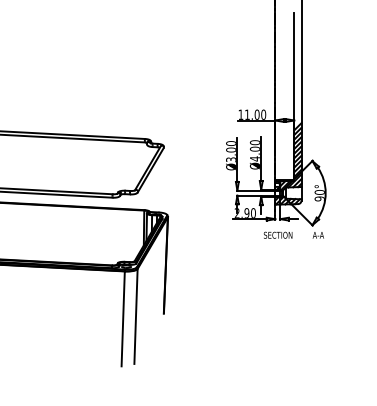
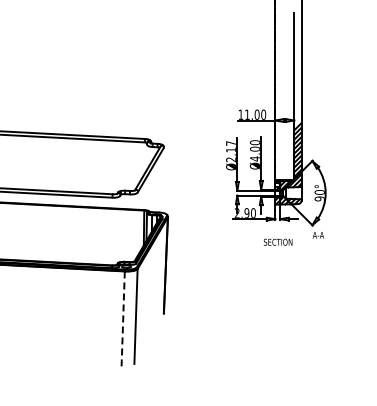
text: Ø3.00 -> Ø2.17 (230, 151)
text position: (277, 234) -> (277, 241) (277, 241)
line: solid -> dashed (123, 319)
